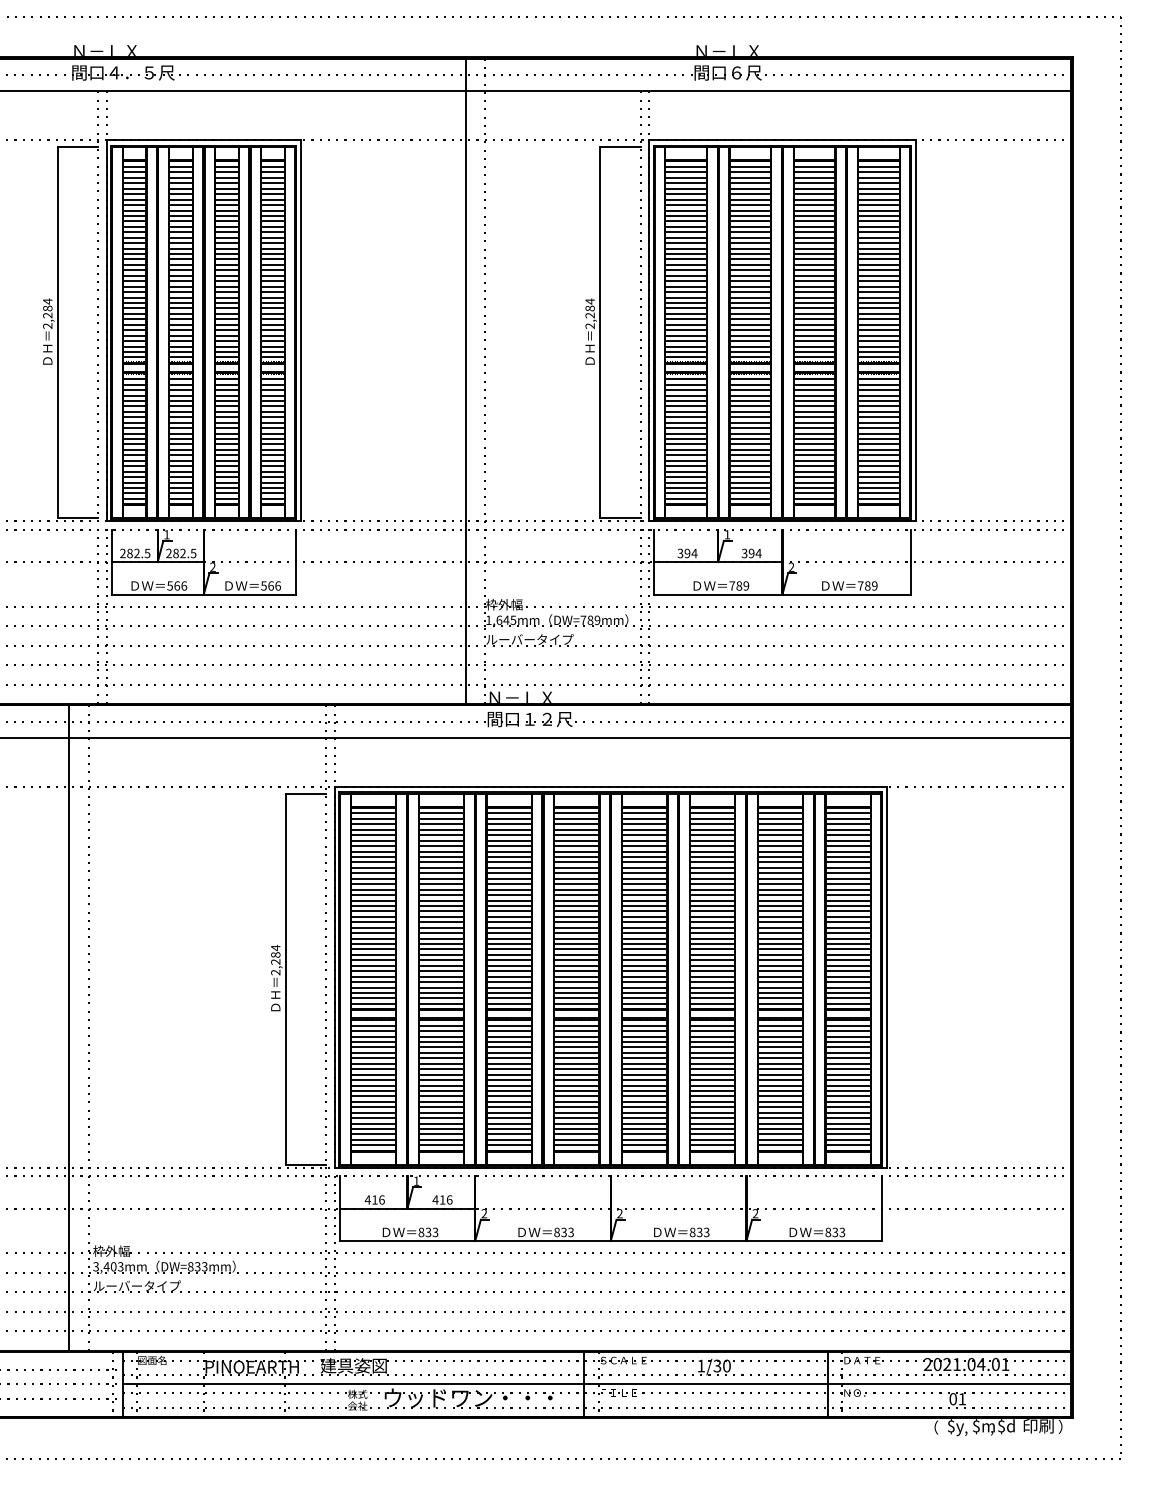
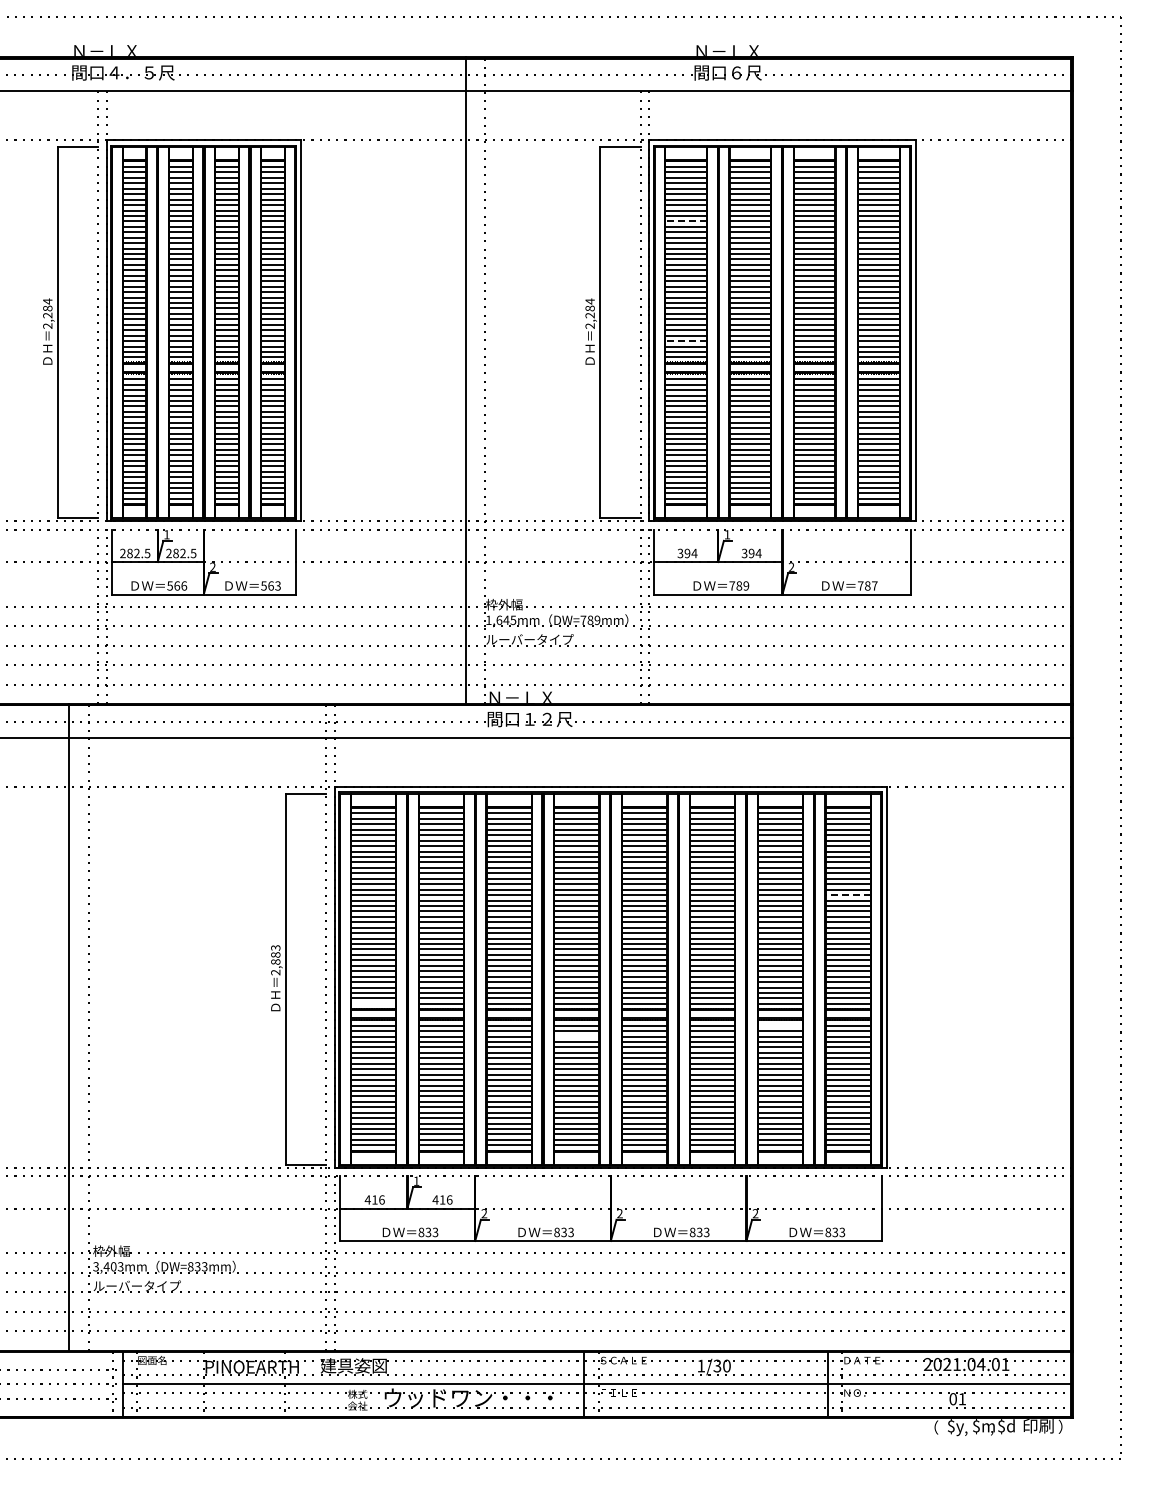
line: solid -> dashed (686, 221)
line: solid -> dashed (686, 341)
text: 566 -> 563 (277, 585)
text: 789 -> 787 (874, 585)
line: solid -> dashed (848, 895)
text: 2,284 -> 2,883 (275, 954)
line: present -> none (373, 1003)
line: present -> none (779, 1025)
line: present -> none (576, 1036)
